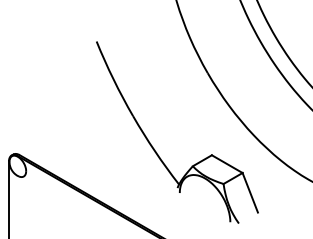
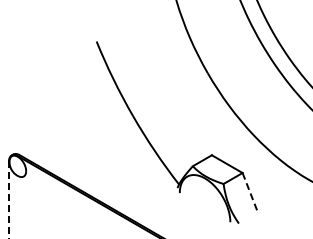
line: solid -> dashed (250, 193)
line: solid -> dashed (9, 200)
